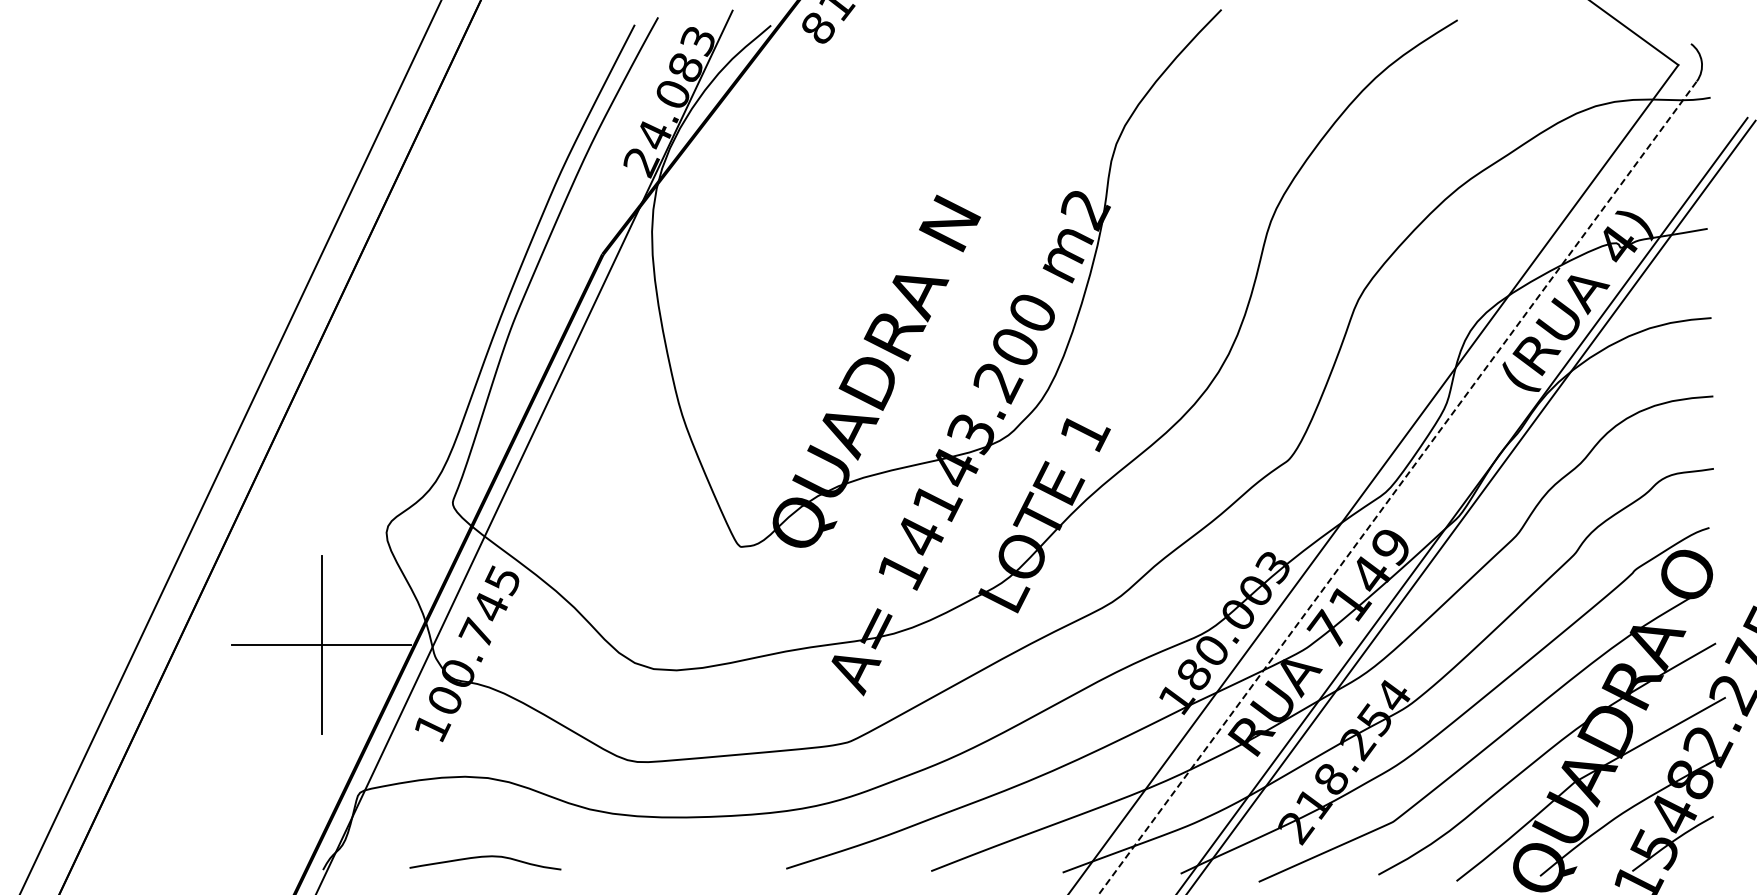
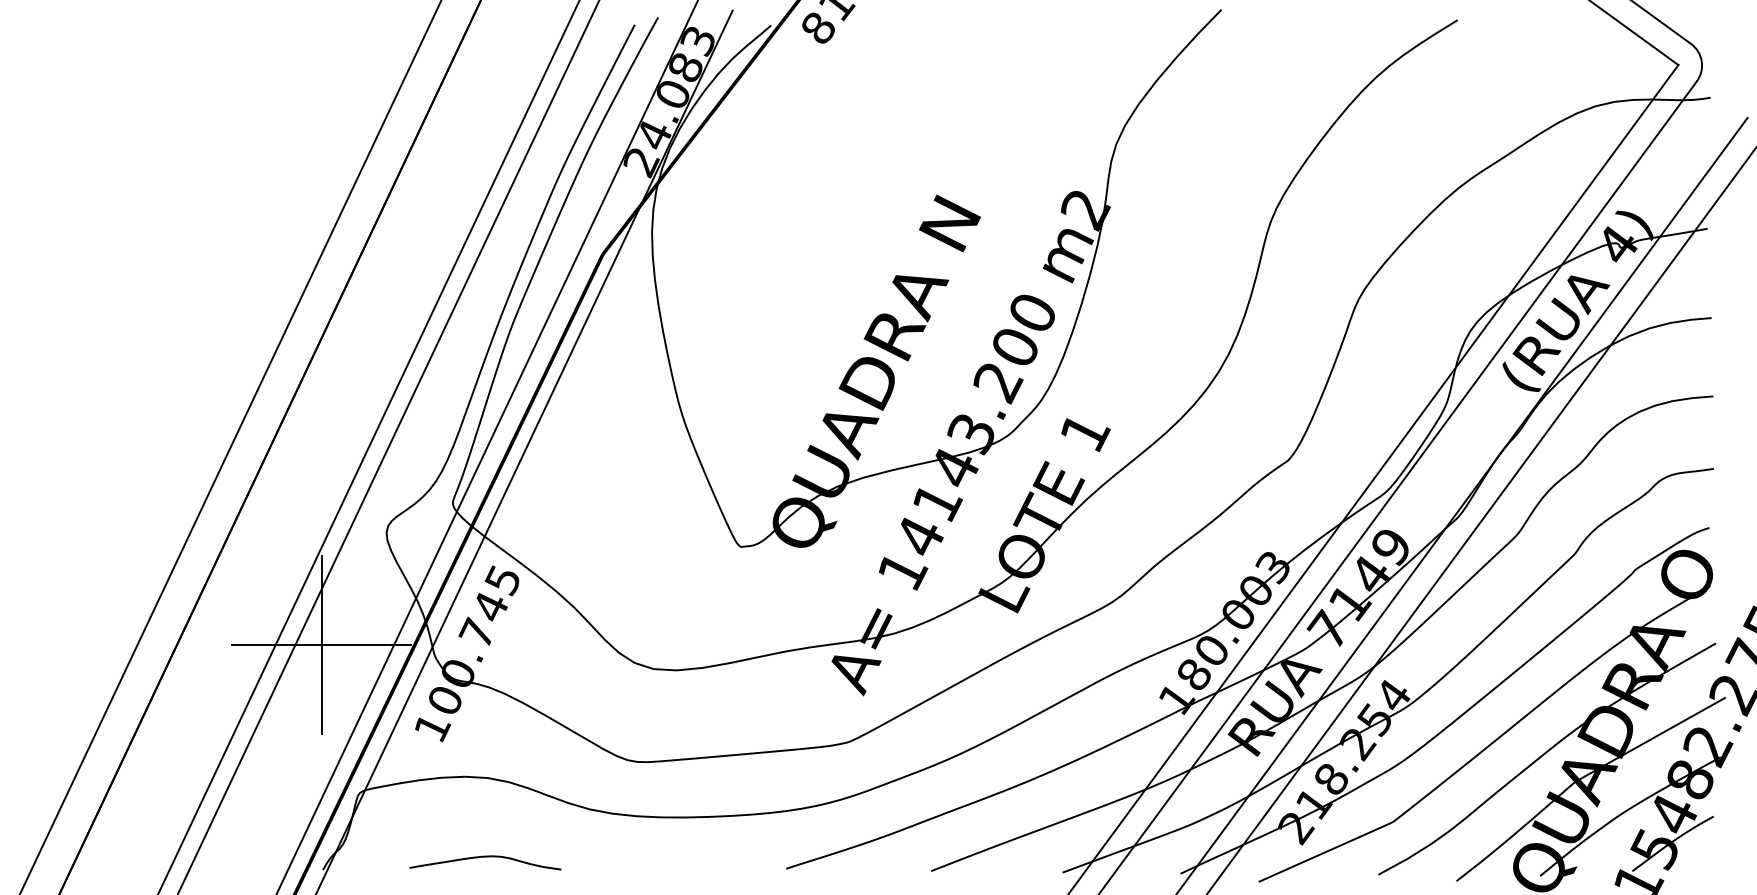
line: none -> present (1662, 22)
line: none -> present (368, 446)
line: none -> present (388, 446)
line: none -> present (487, 446)
line: dashed -> solid (1397, 488)
line position: (1470, 507) -> (1481, 520) (1481, 520)
